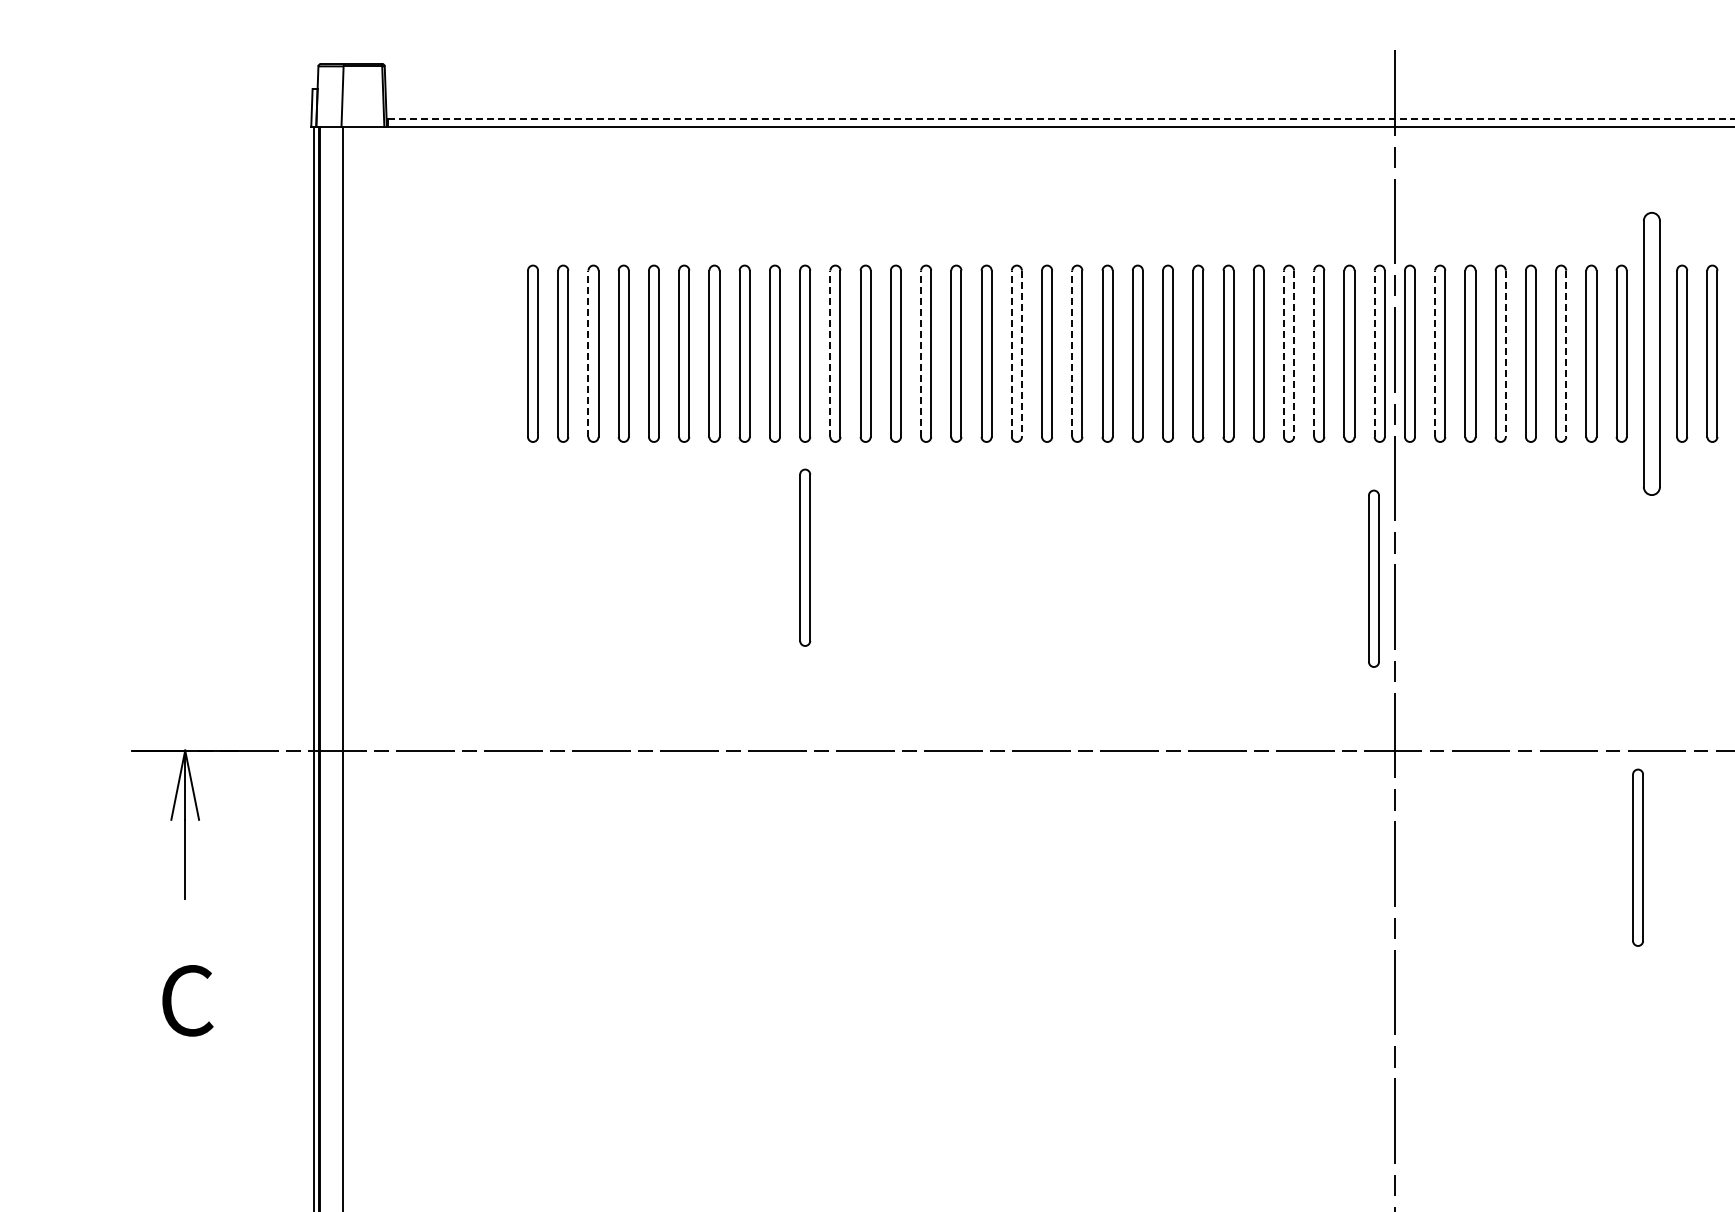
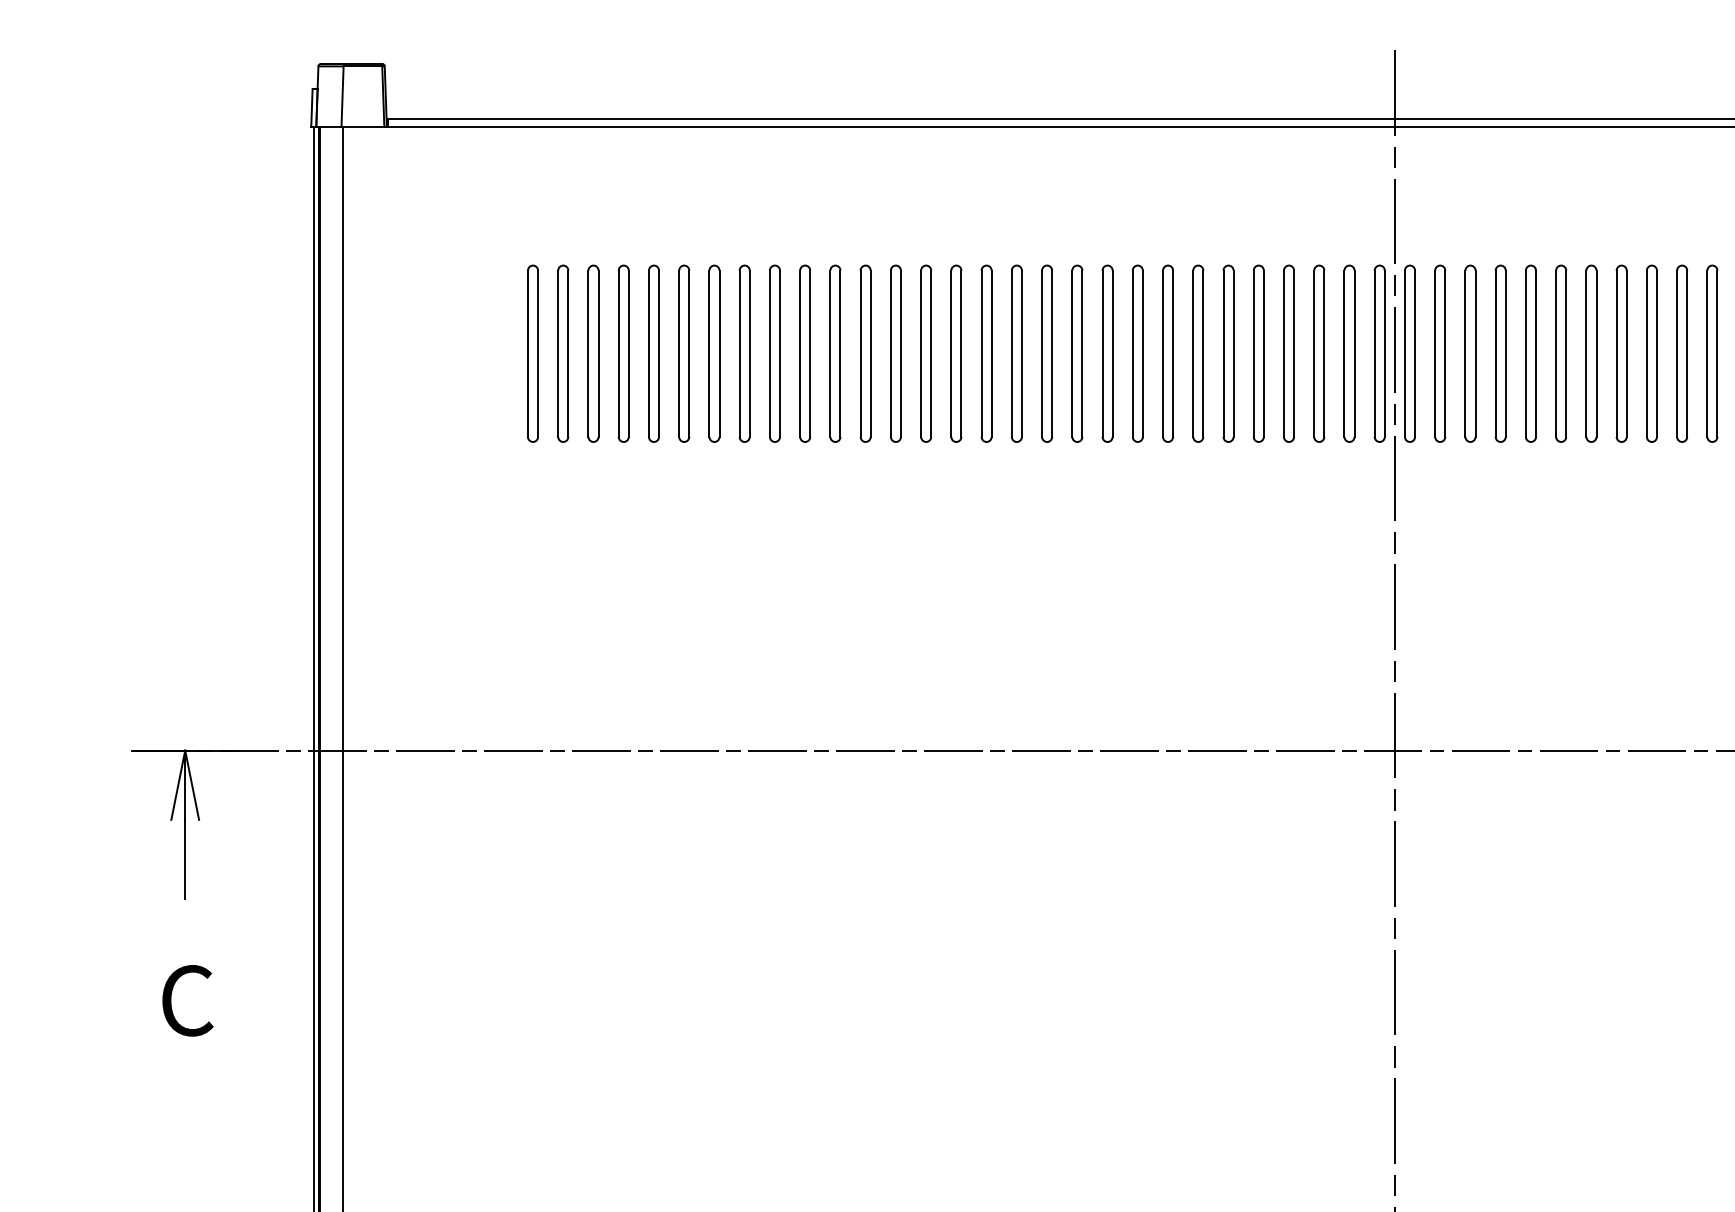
line: dashed -> solid (1061, 119)
line: dashed -> solid (588, 353)
line: dashed -> solid (830, 353)
line: dashed -> solid (921, 353)
line: dashed -> solid (1011, 353)
line: dashed -> solid (1072, 353)
line: dashed -> solid (1284, 353)
line: dashed -> solid (1314, 353)
line: dashed -> solid (1374, 353)
line: dashed -> solid (1435, 353)
part size: 18x284 px -> 12x179 px (1651, 353)
line: dashed -> solid (1021, 354)
line: dashed -> solid (1294, 354)
line: dashed -> solid (1505, 354)
line: dashed -> solid (1566, 354)
part: present -> none (805, 557)
part: present -> none (1373, 578)
part: present -> none (1637, 857)
